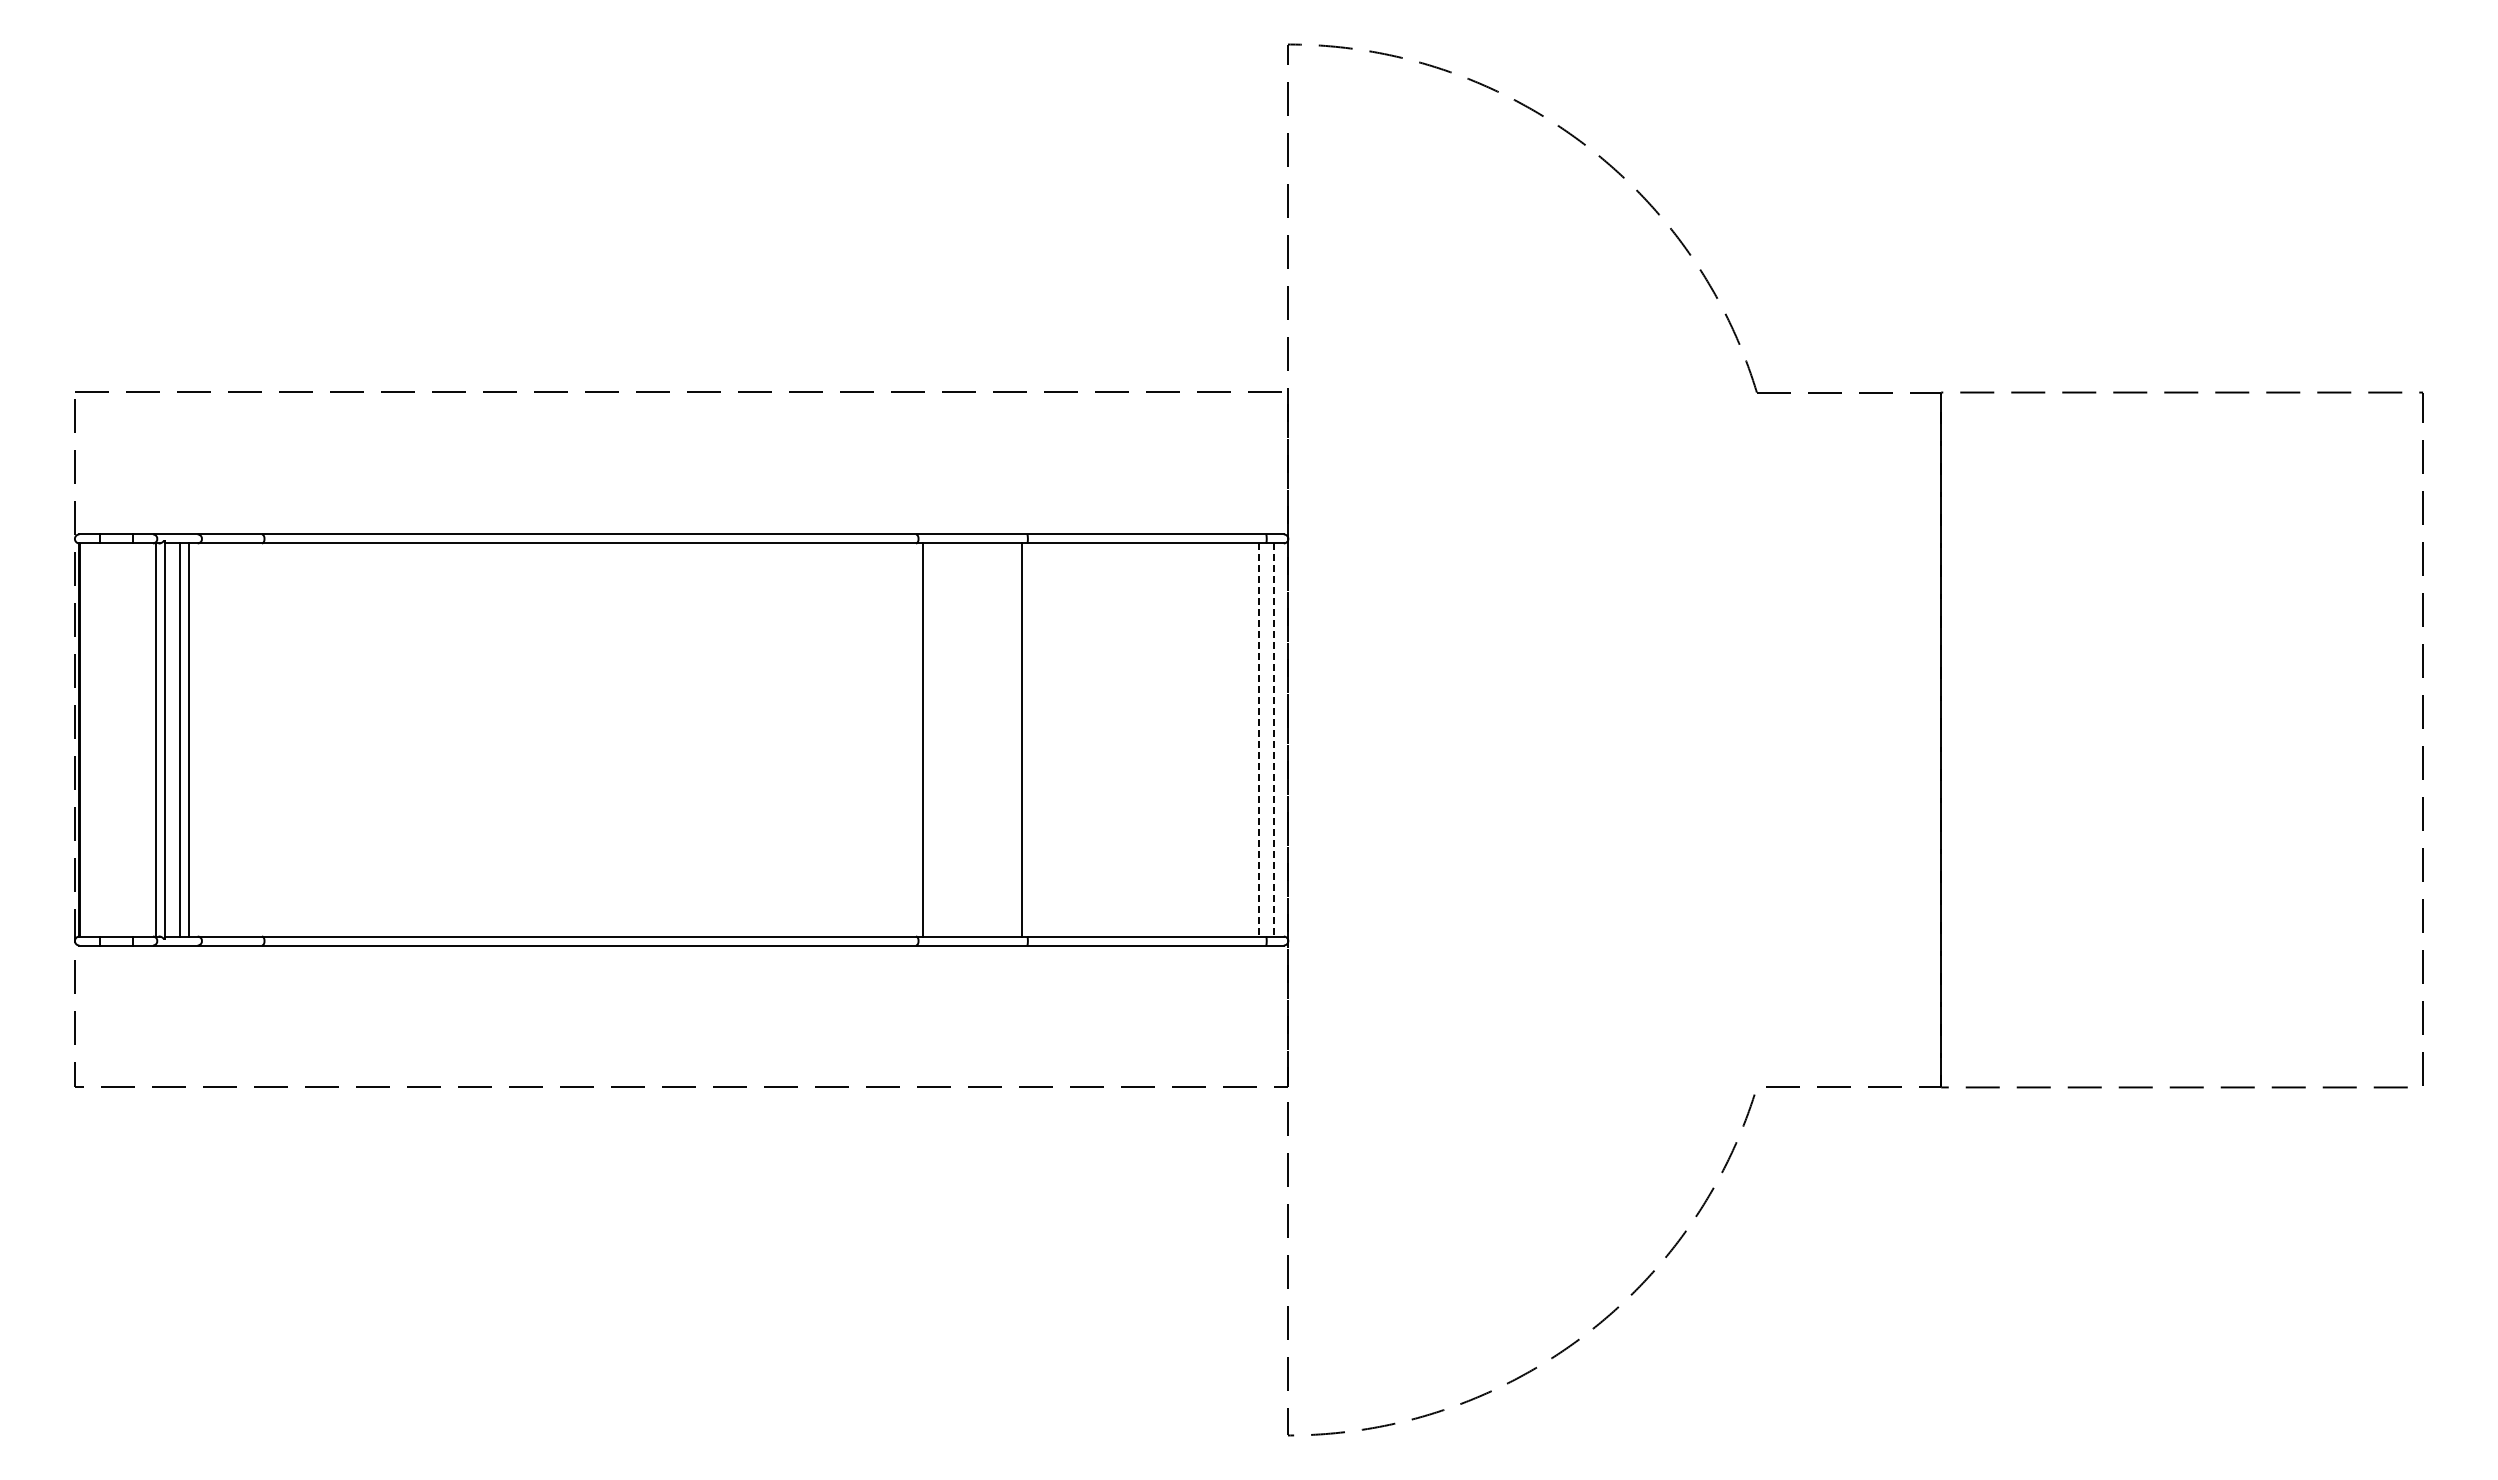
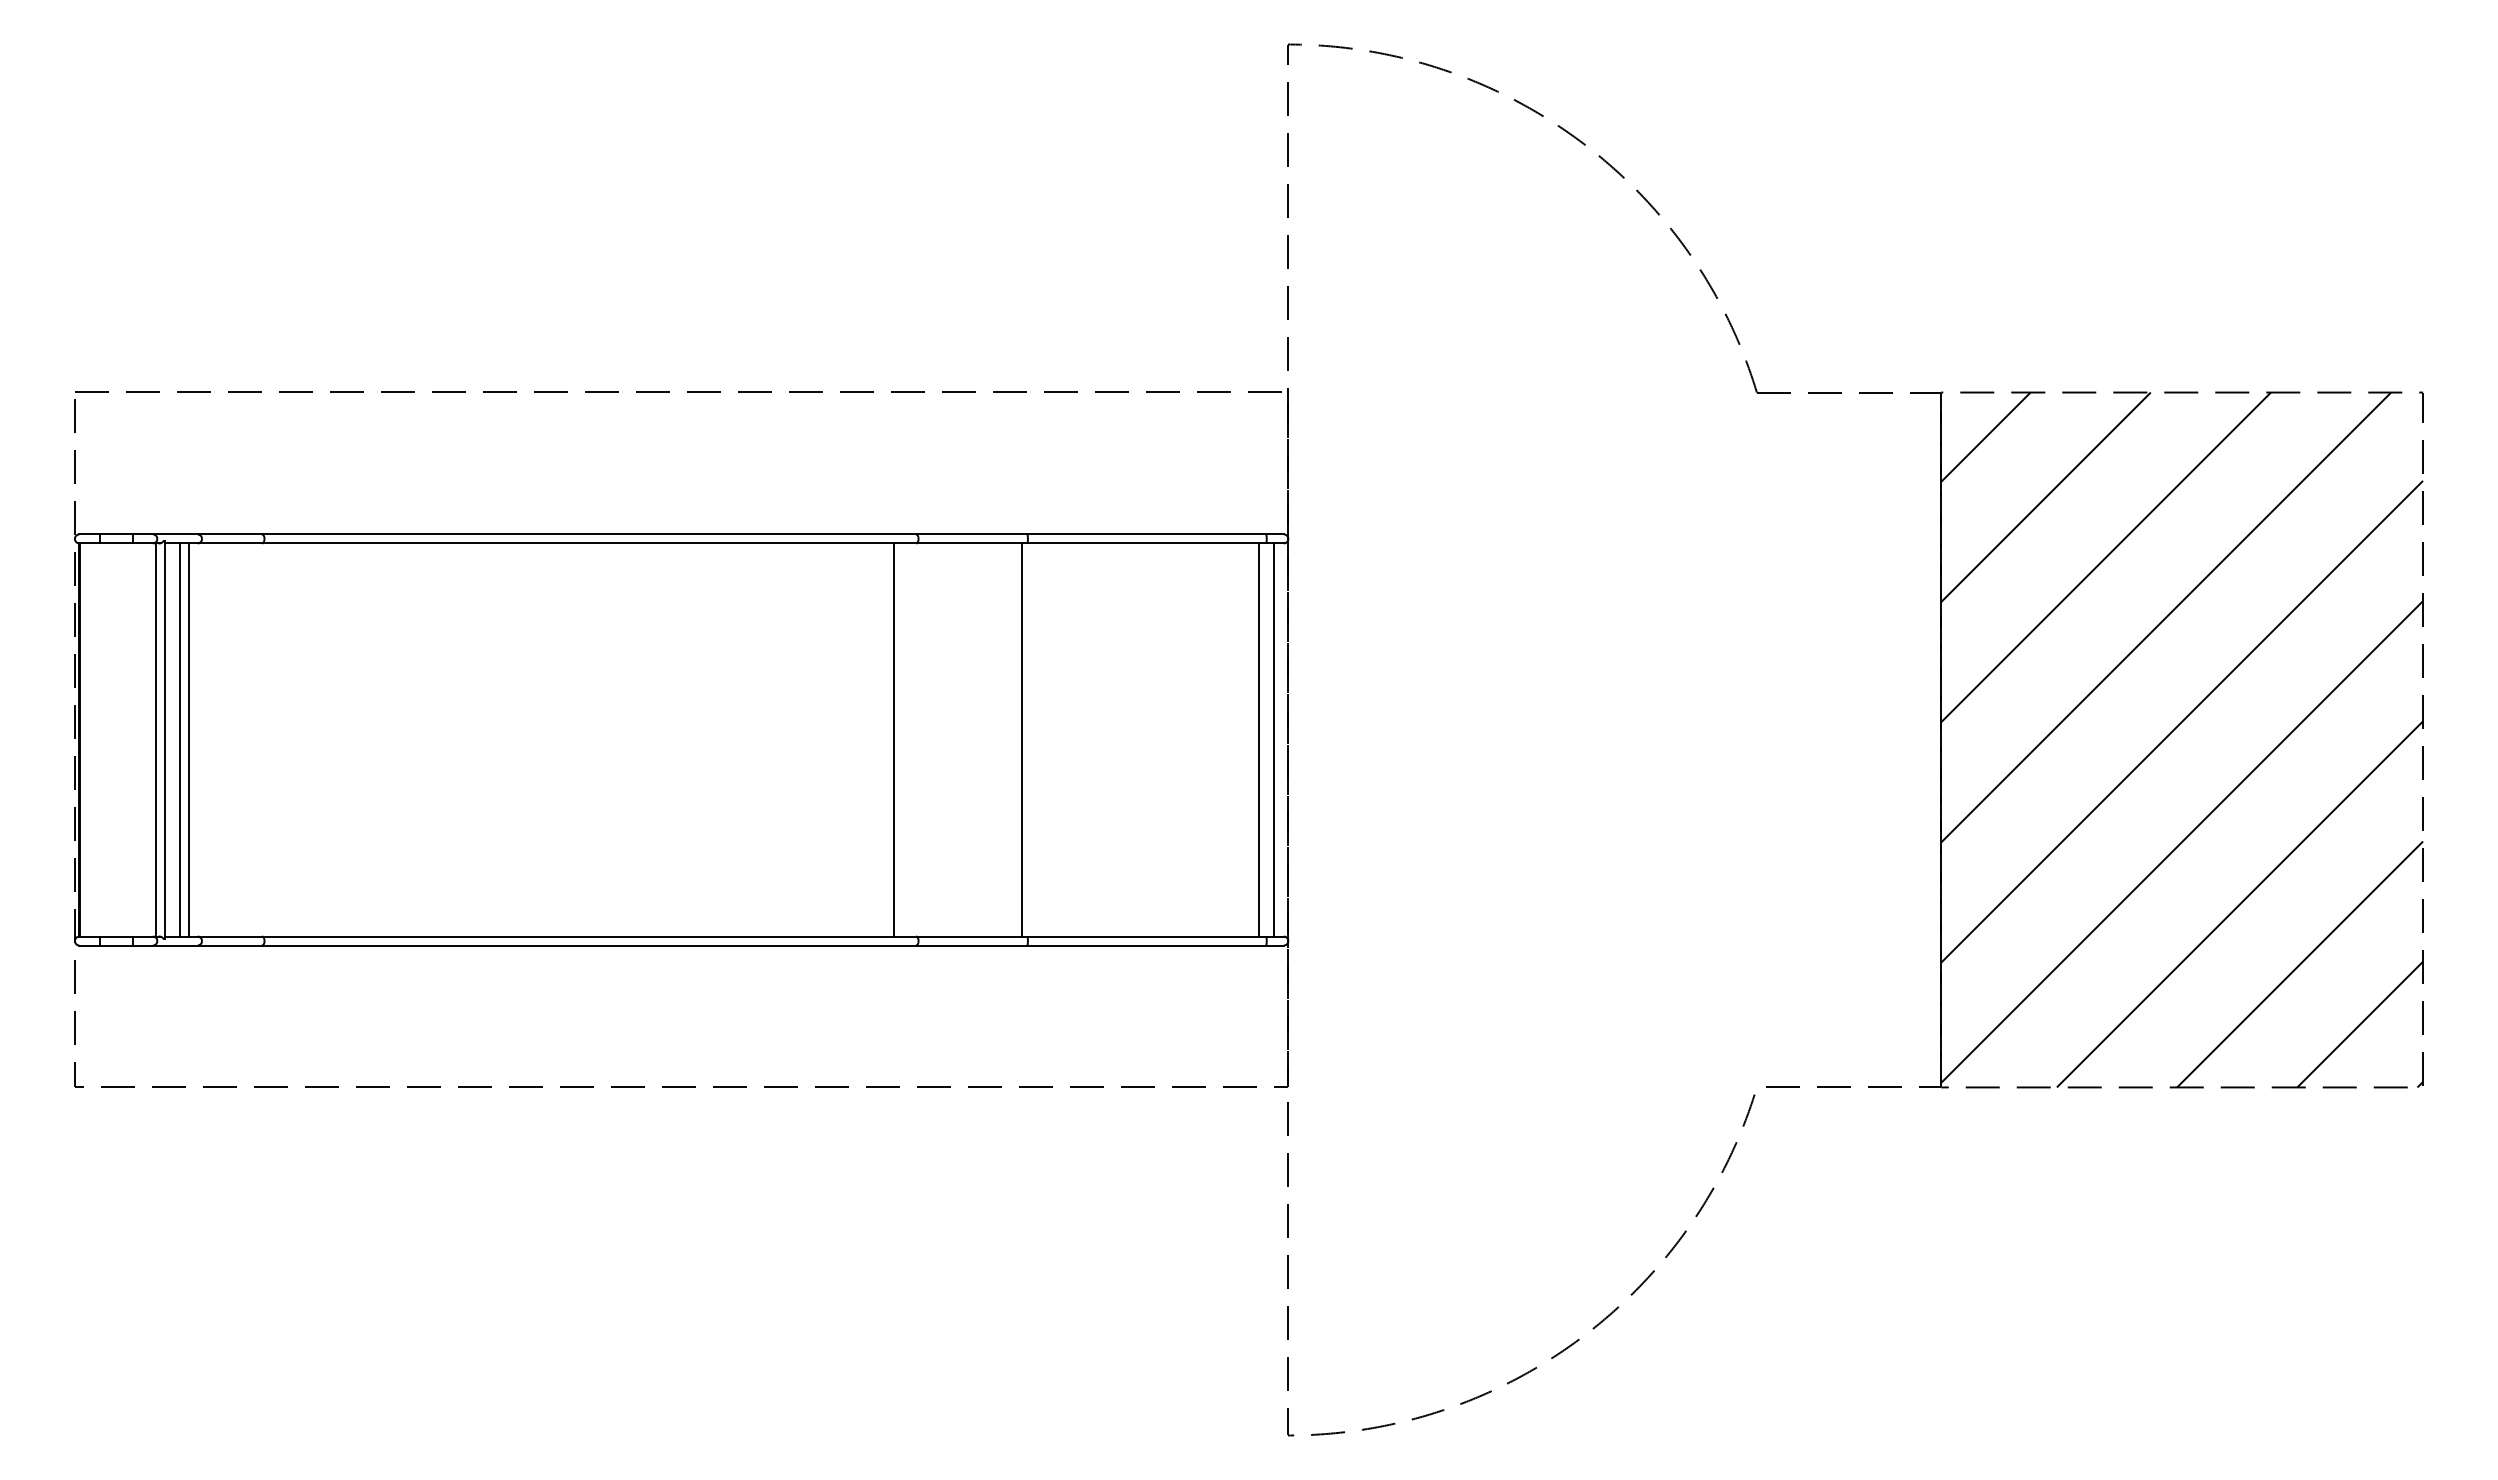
line position: (923, 739) -> (894, 739) (894, 739)
line: dashed -> solid (1259, 739)
line: dashed -> solid (1273, 739)
hatch: none -> present (2182, 739)
